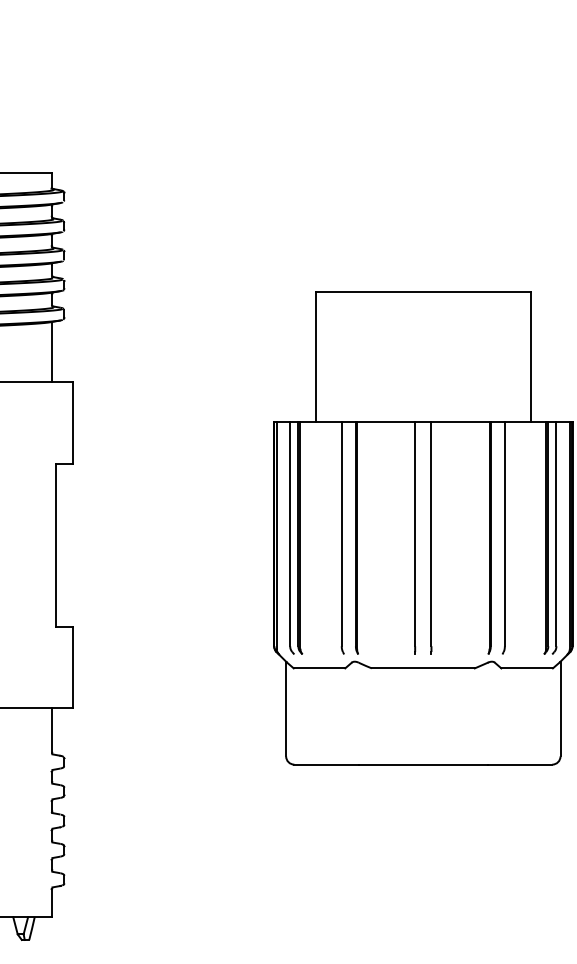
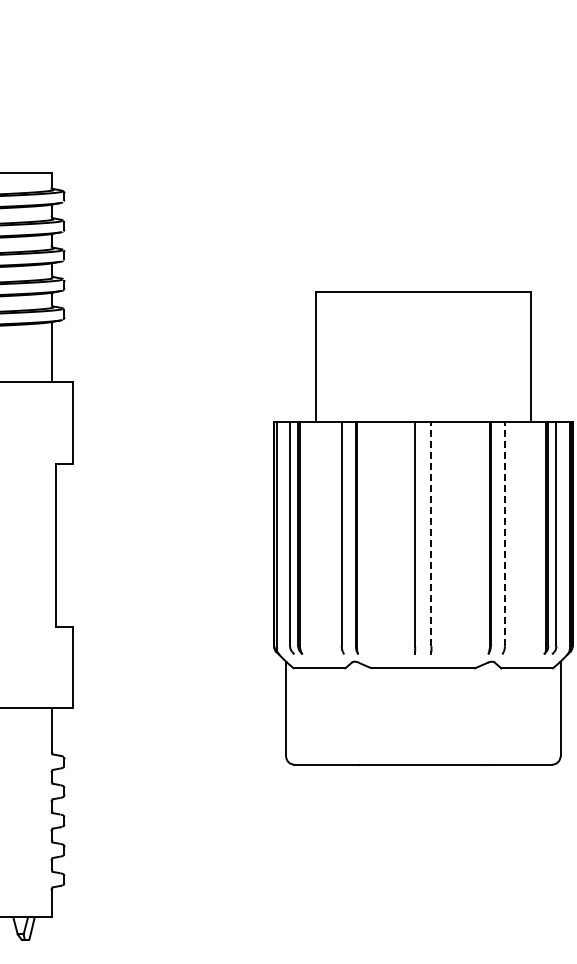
line: solid -> dashed (431, 533)
line: solid -> dashed (504, 533)
